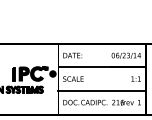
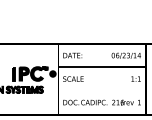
line: present -> none (101, 91)
